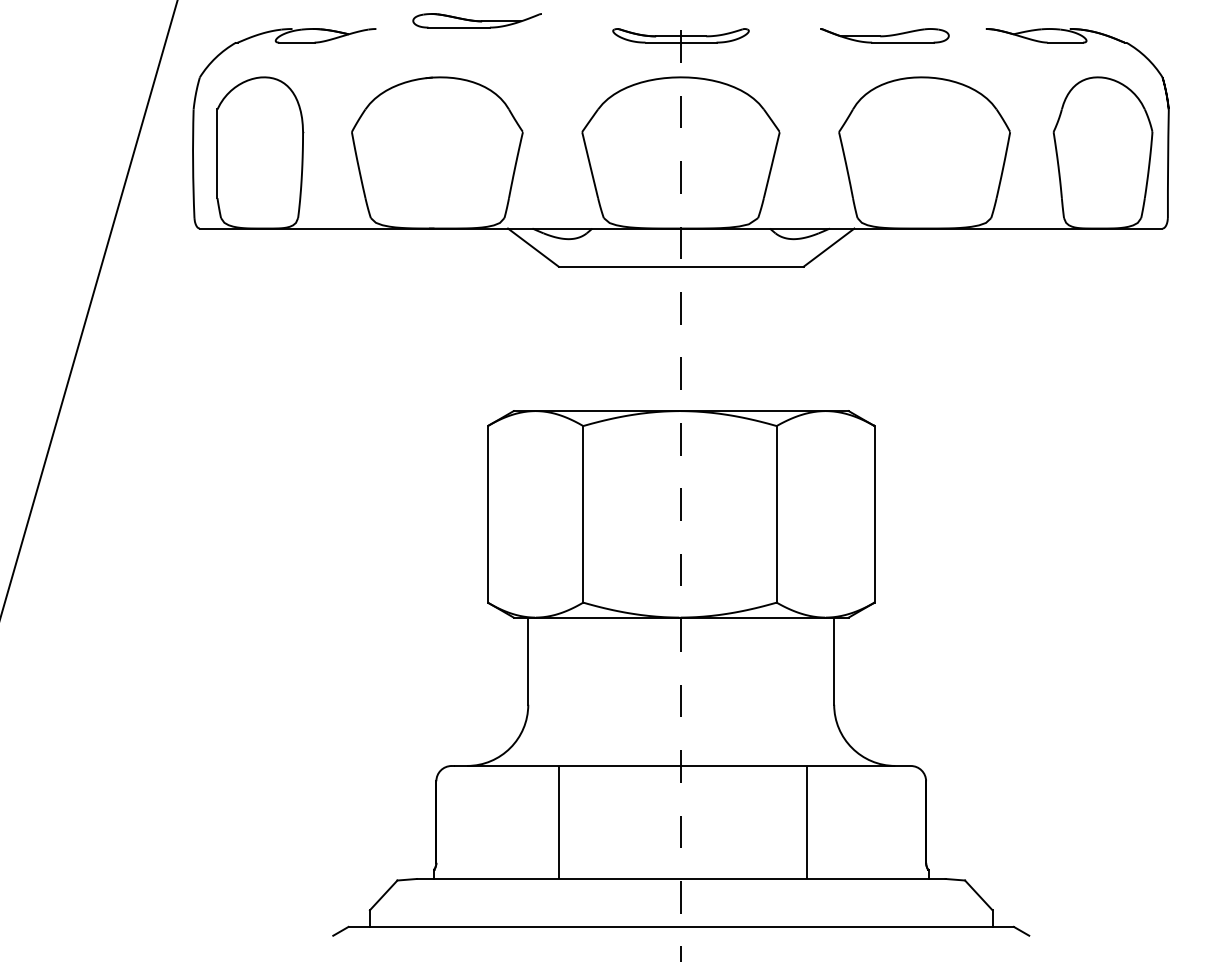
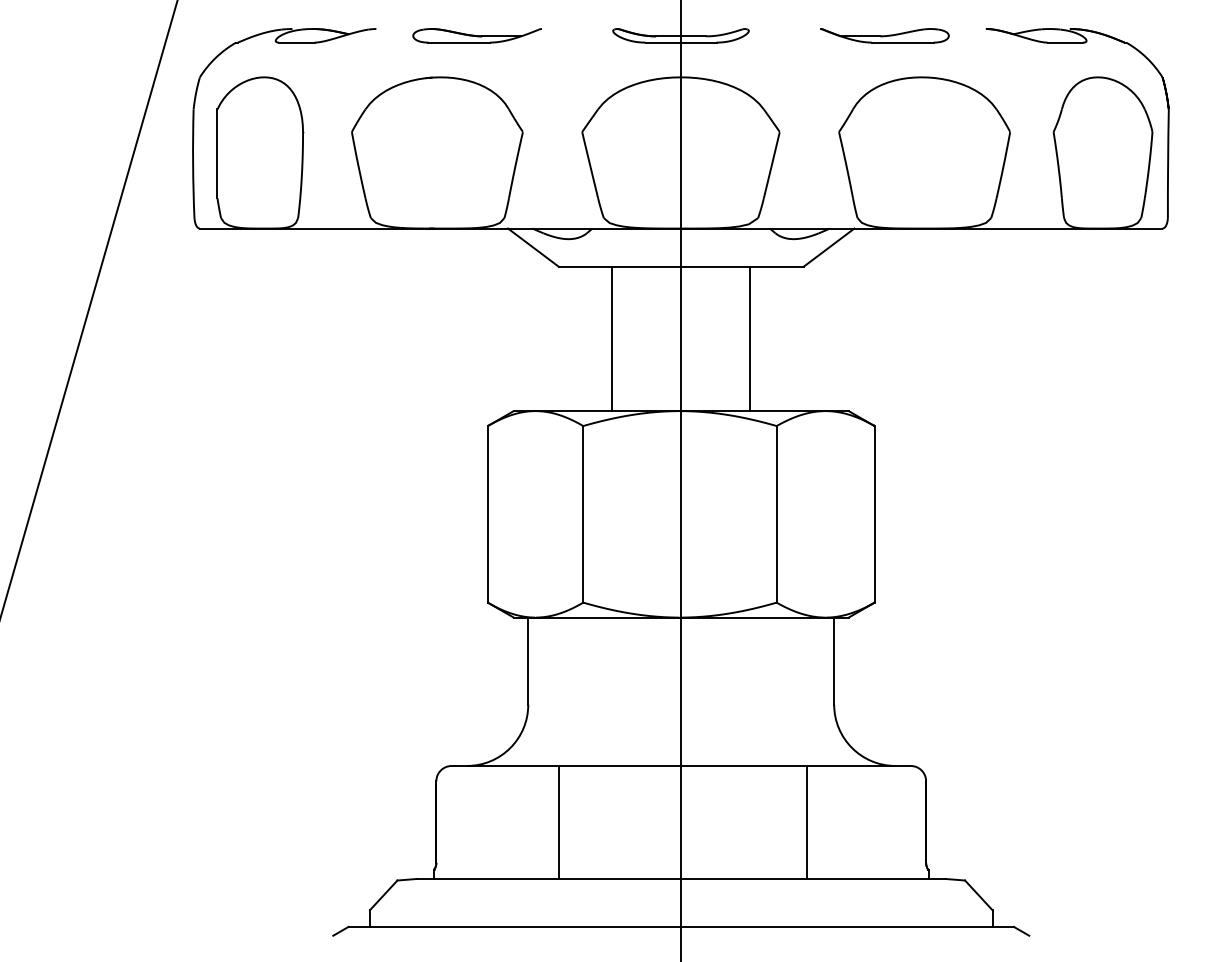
part position: (476, 20) -> (476, 35) (476, 35)
line: none -> present (612, 338)
line: none -> present (750, 338)
line: dashed -> solid (680, 481)
